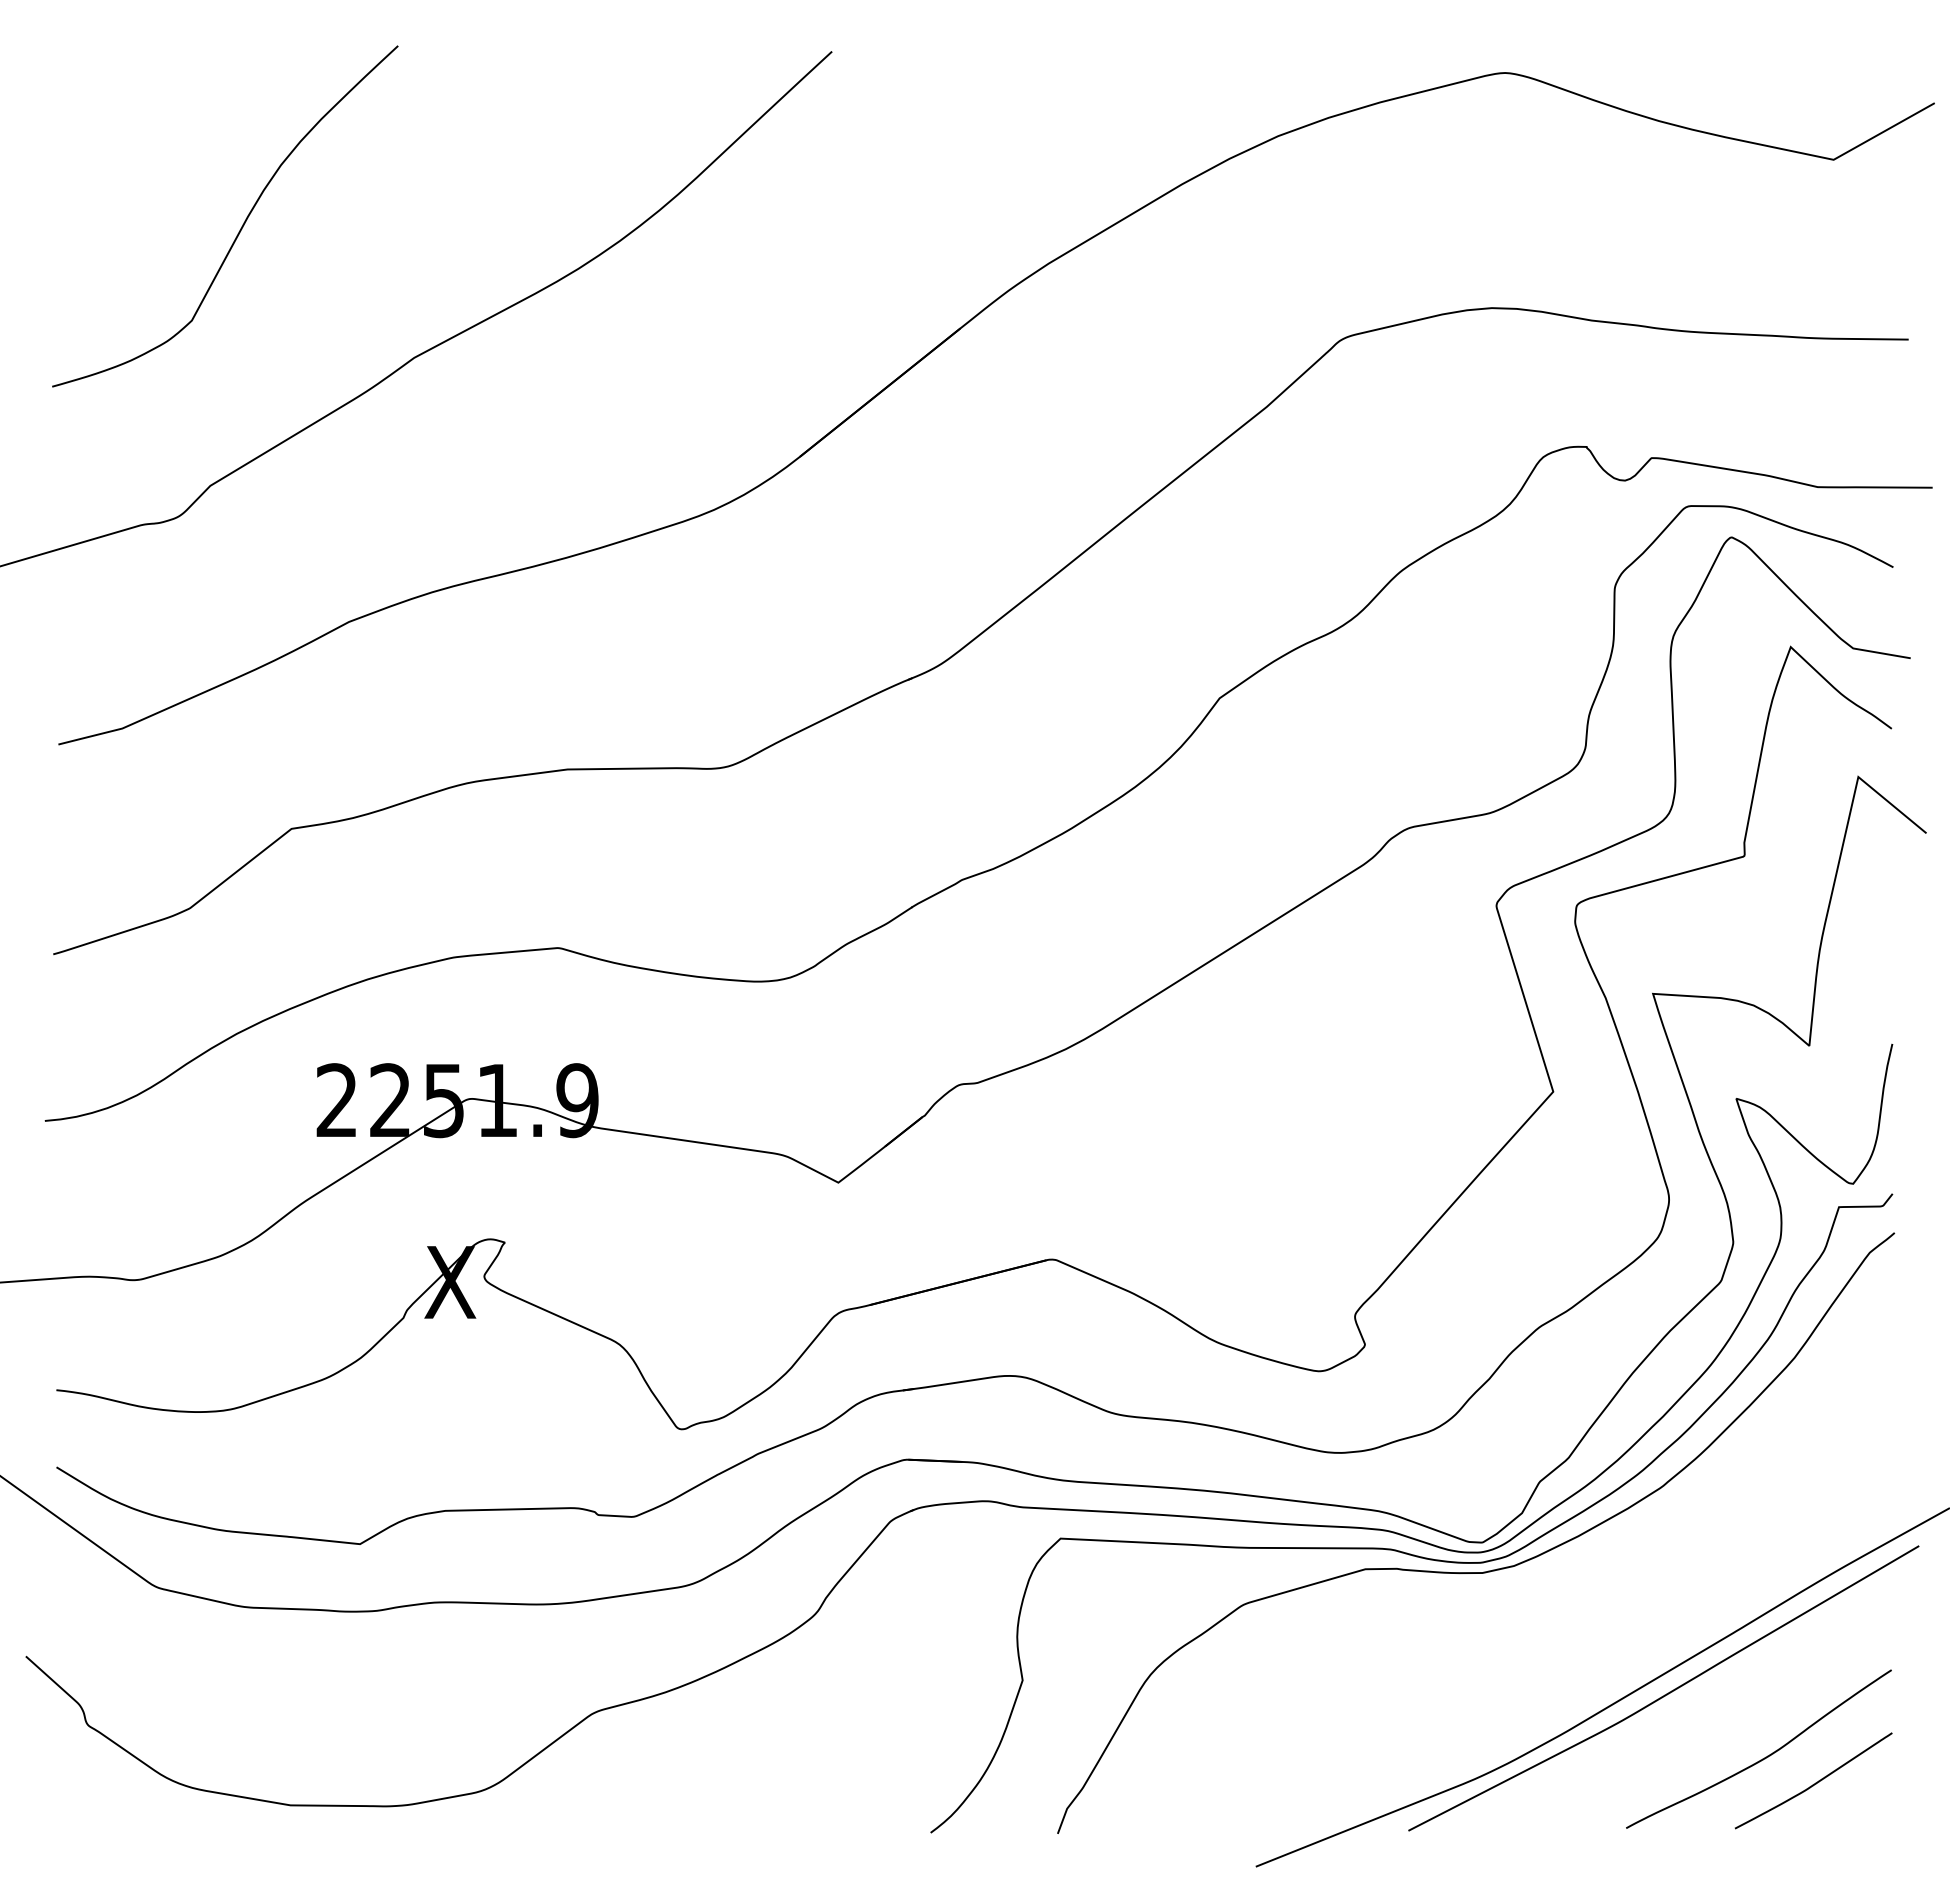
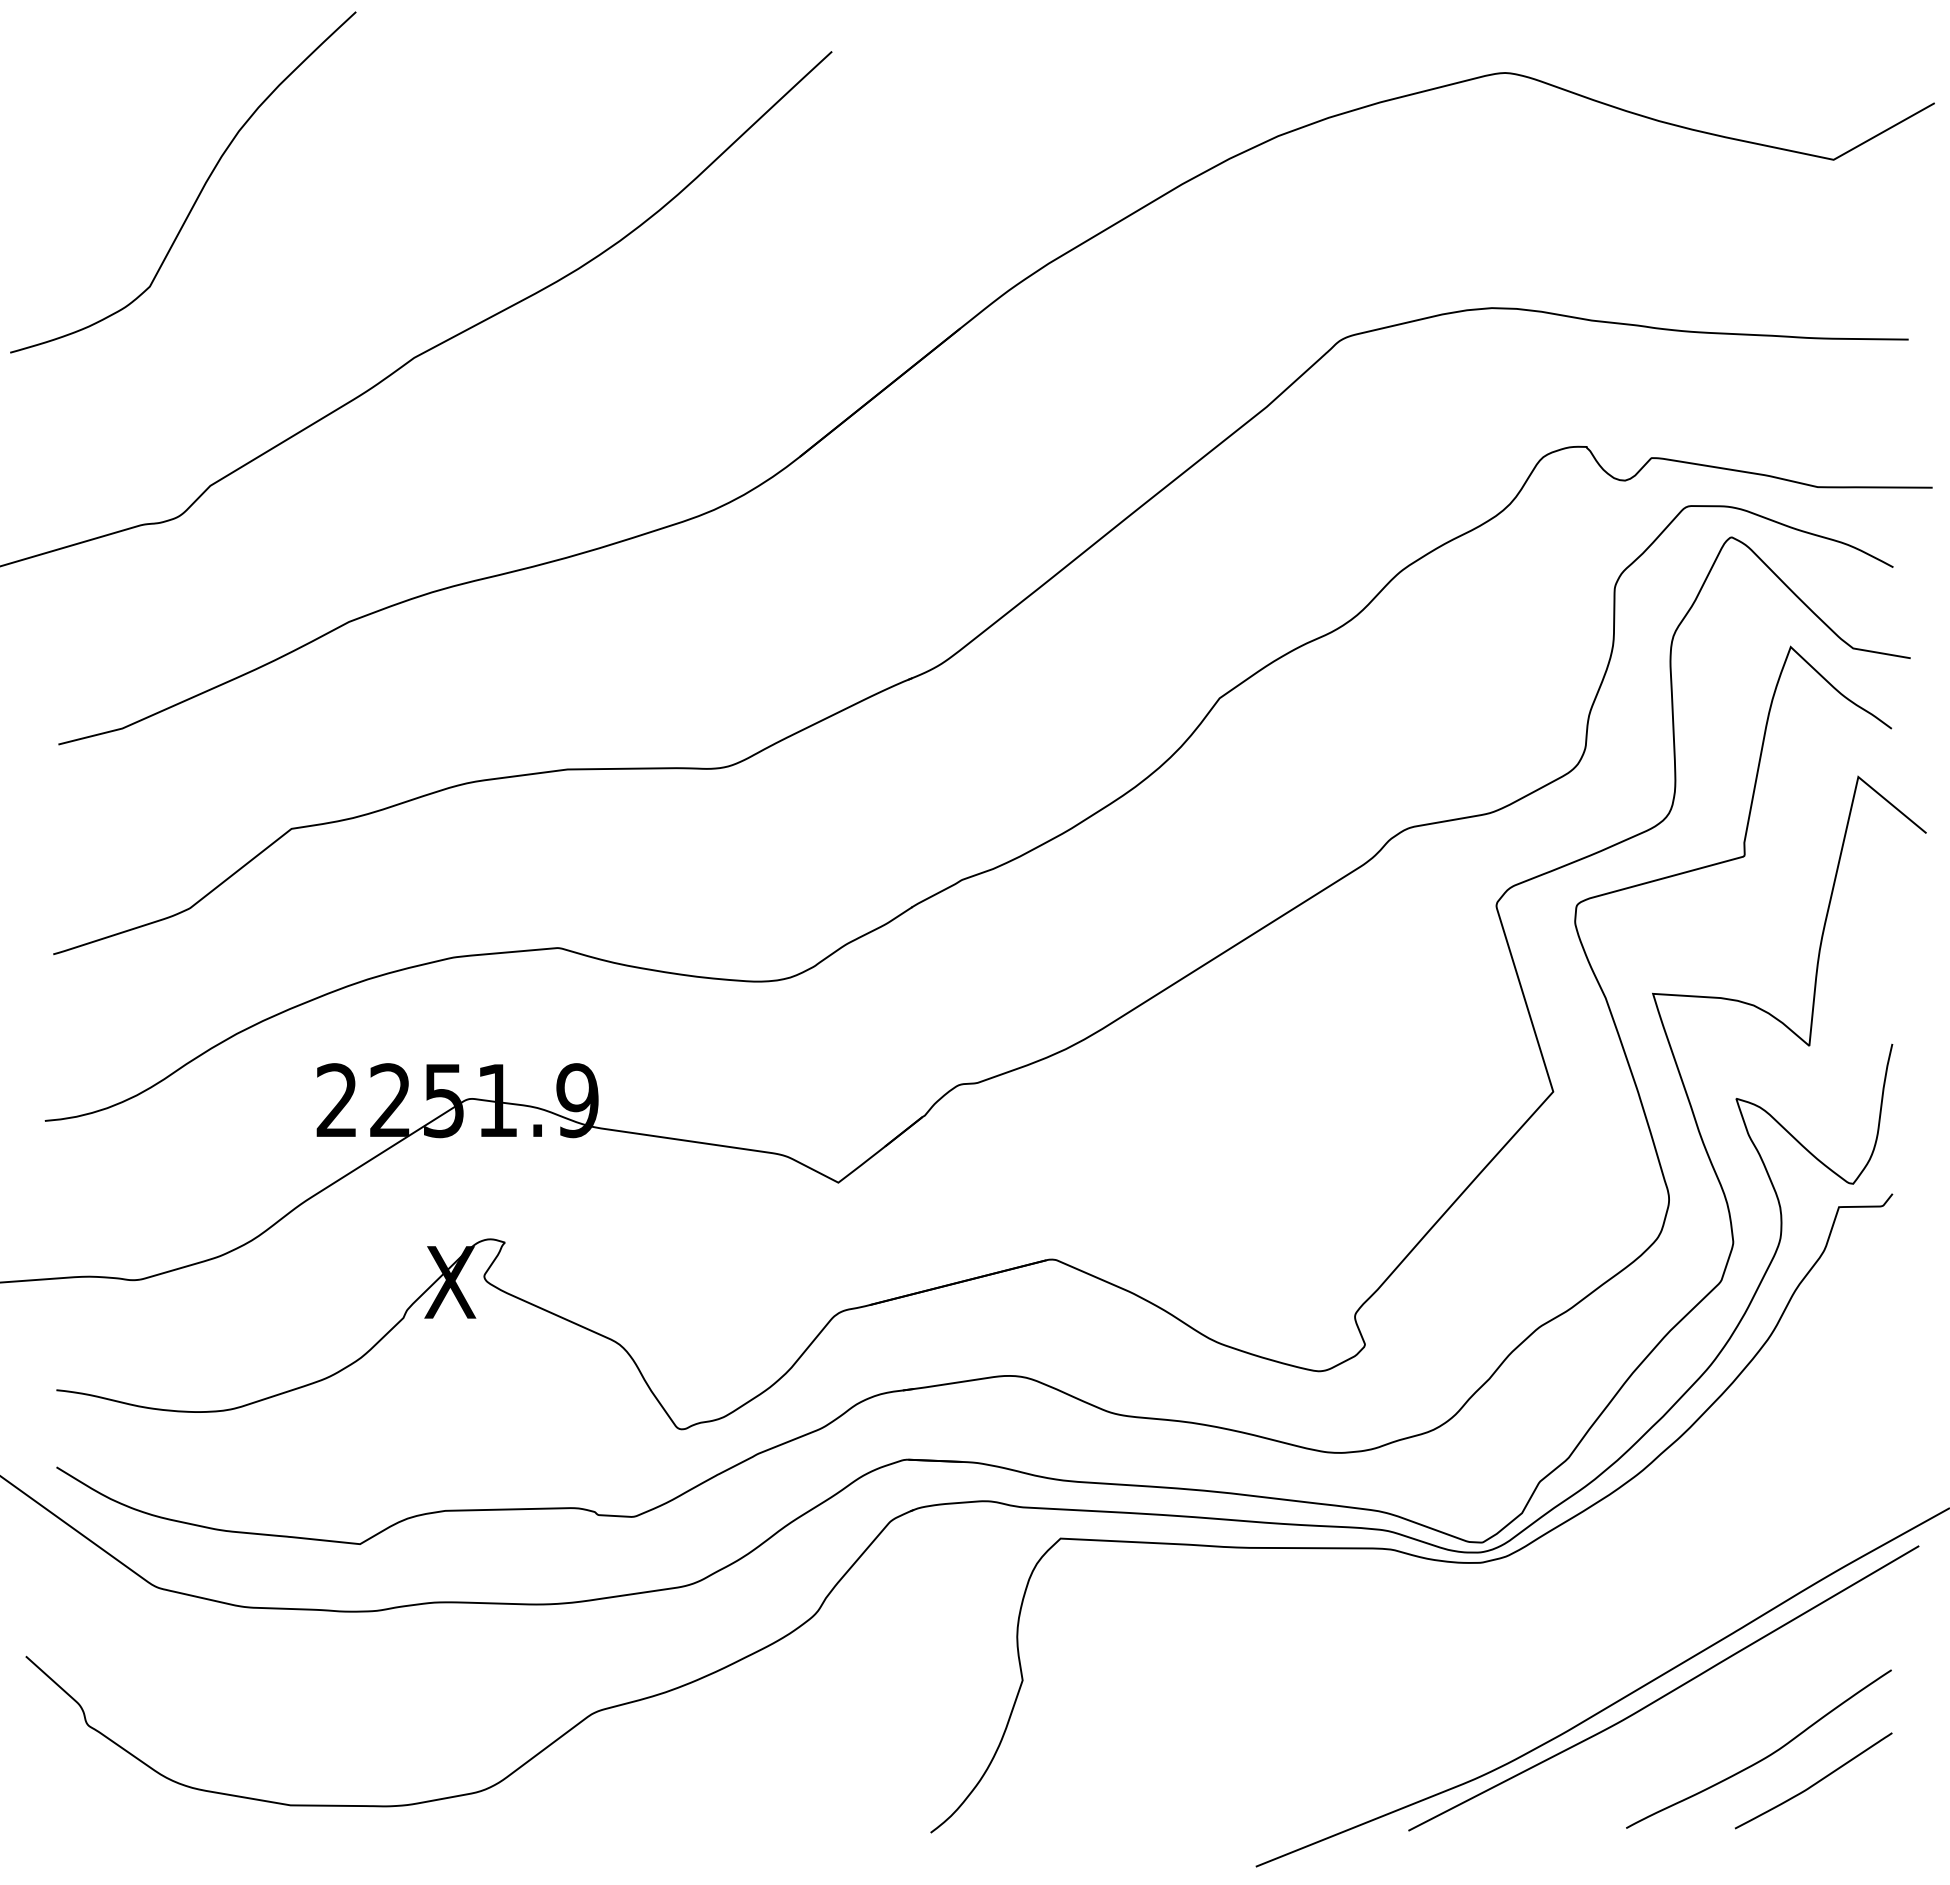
curve position: (242, 224) -> (200, 190) (200, 190)
curve: present -> none (1483, 1571)
